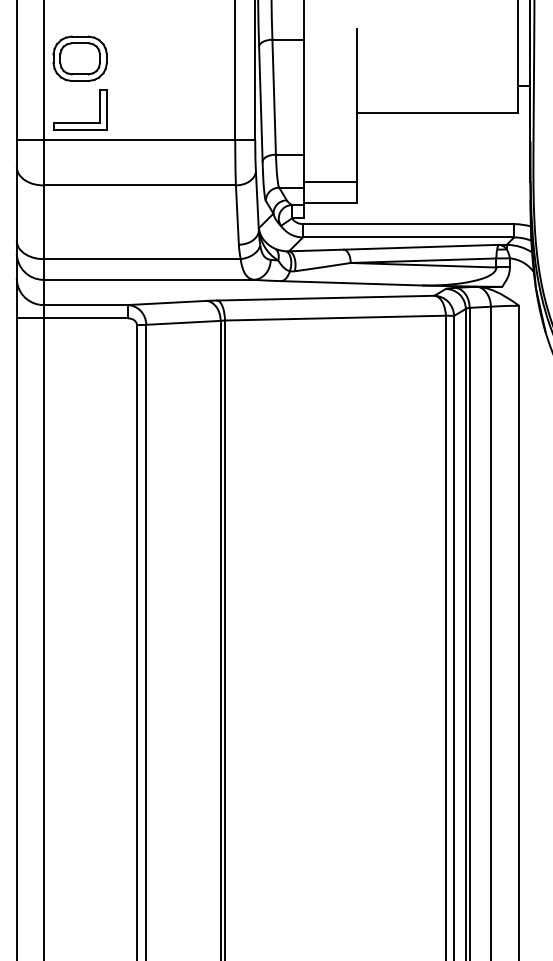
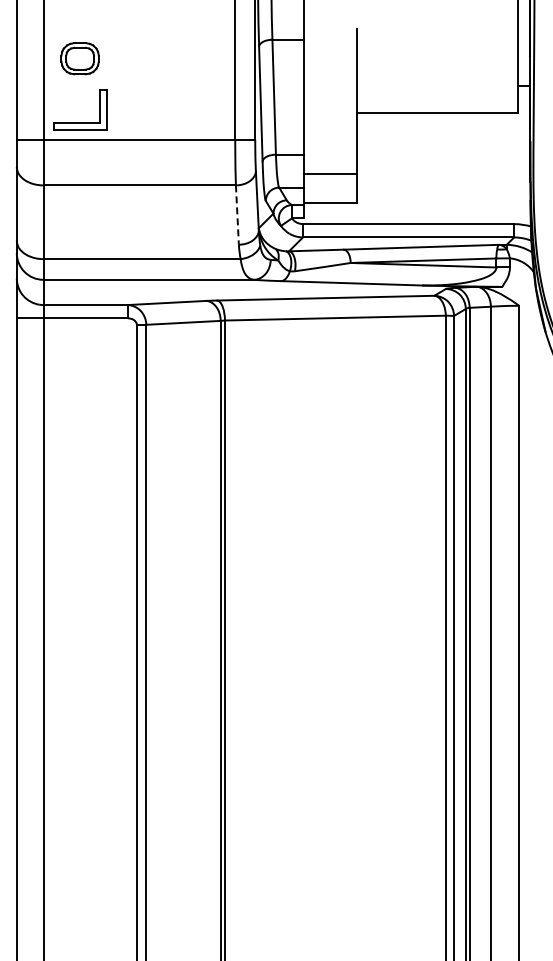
part size: 56x47 px -> 40x34 px (79, 58)
line position: (330, 181) -> (330, 173) (330, 173)
line: solid -> dashed (237, 215)
